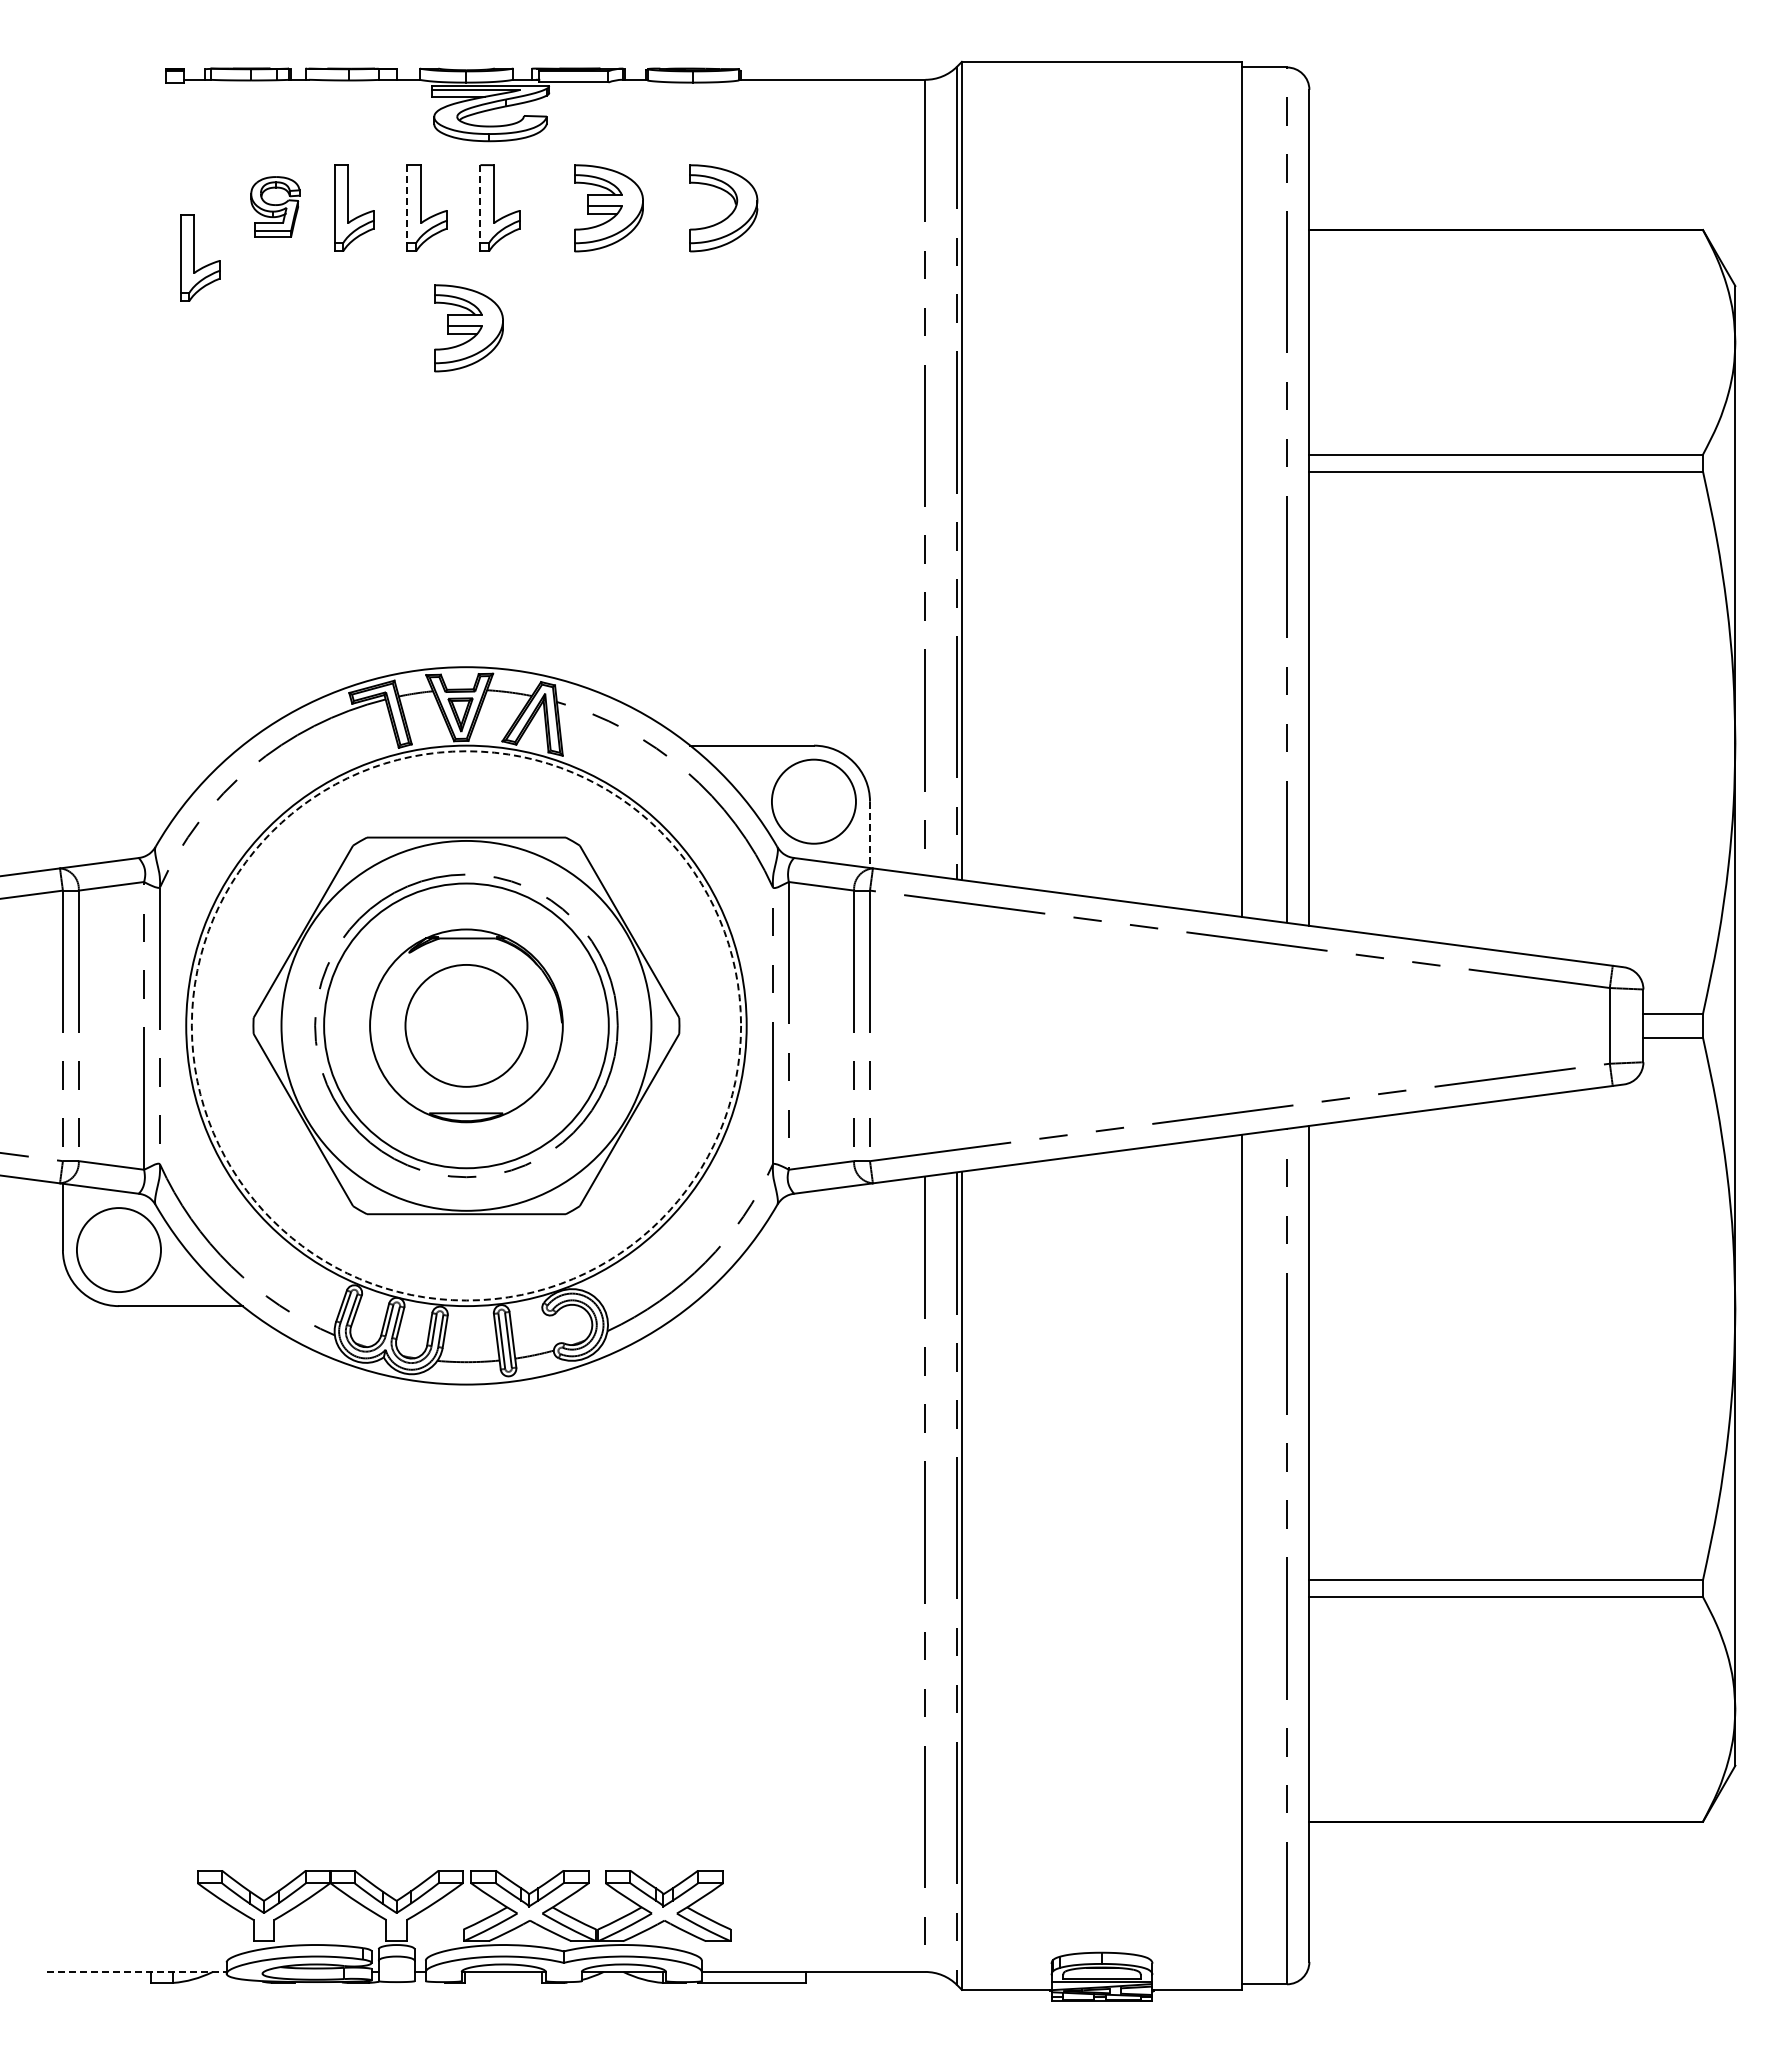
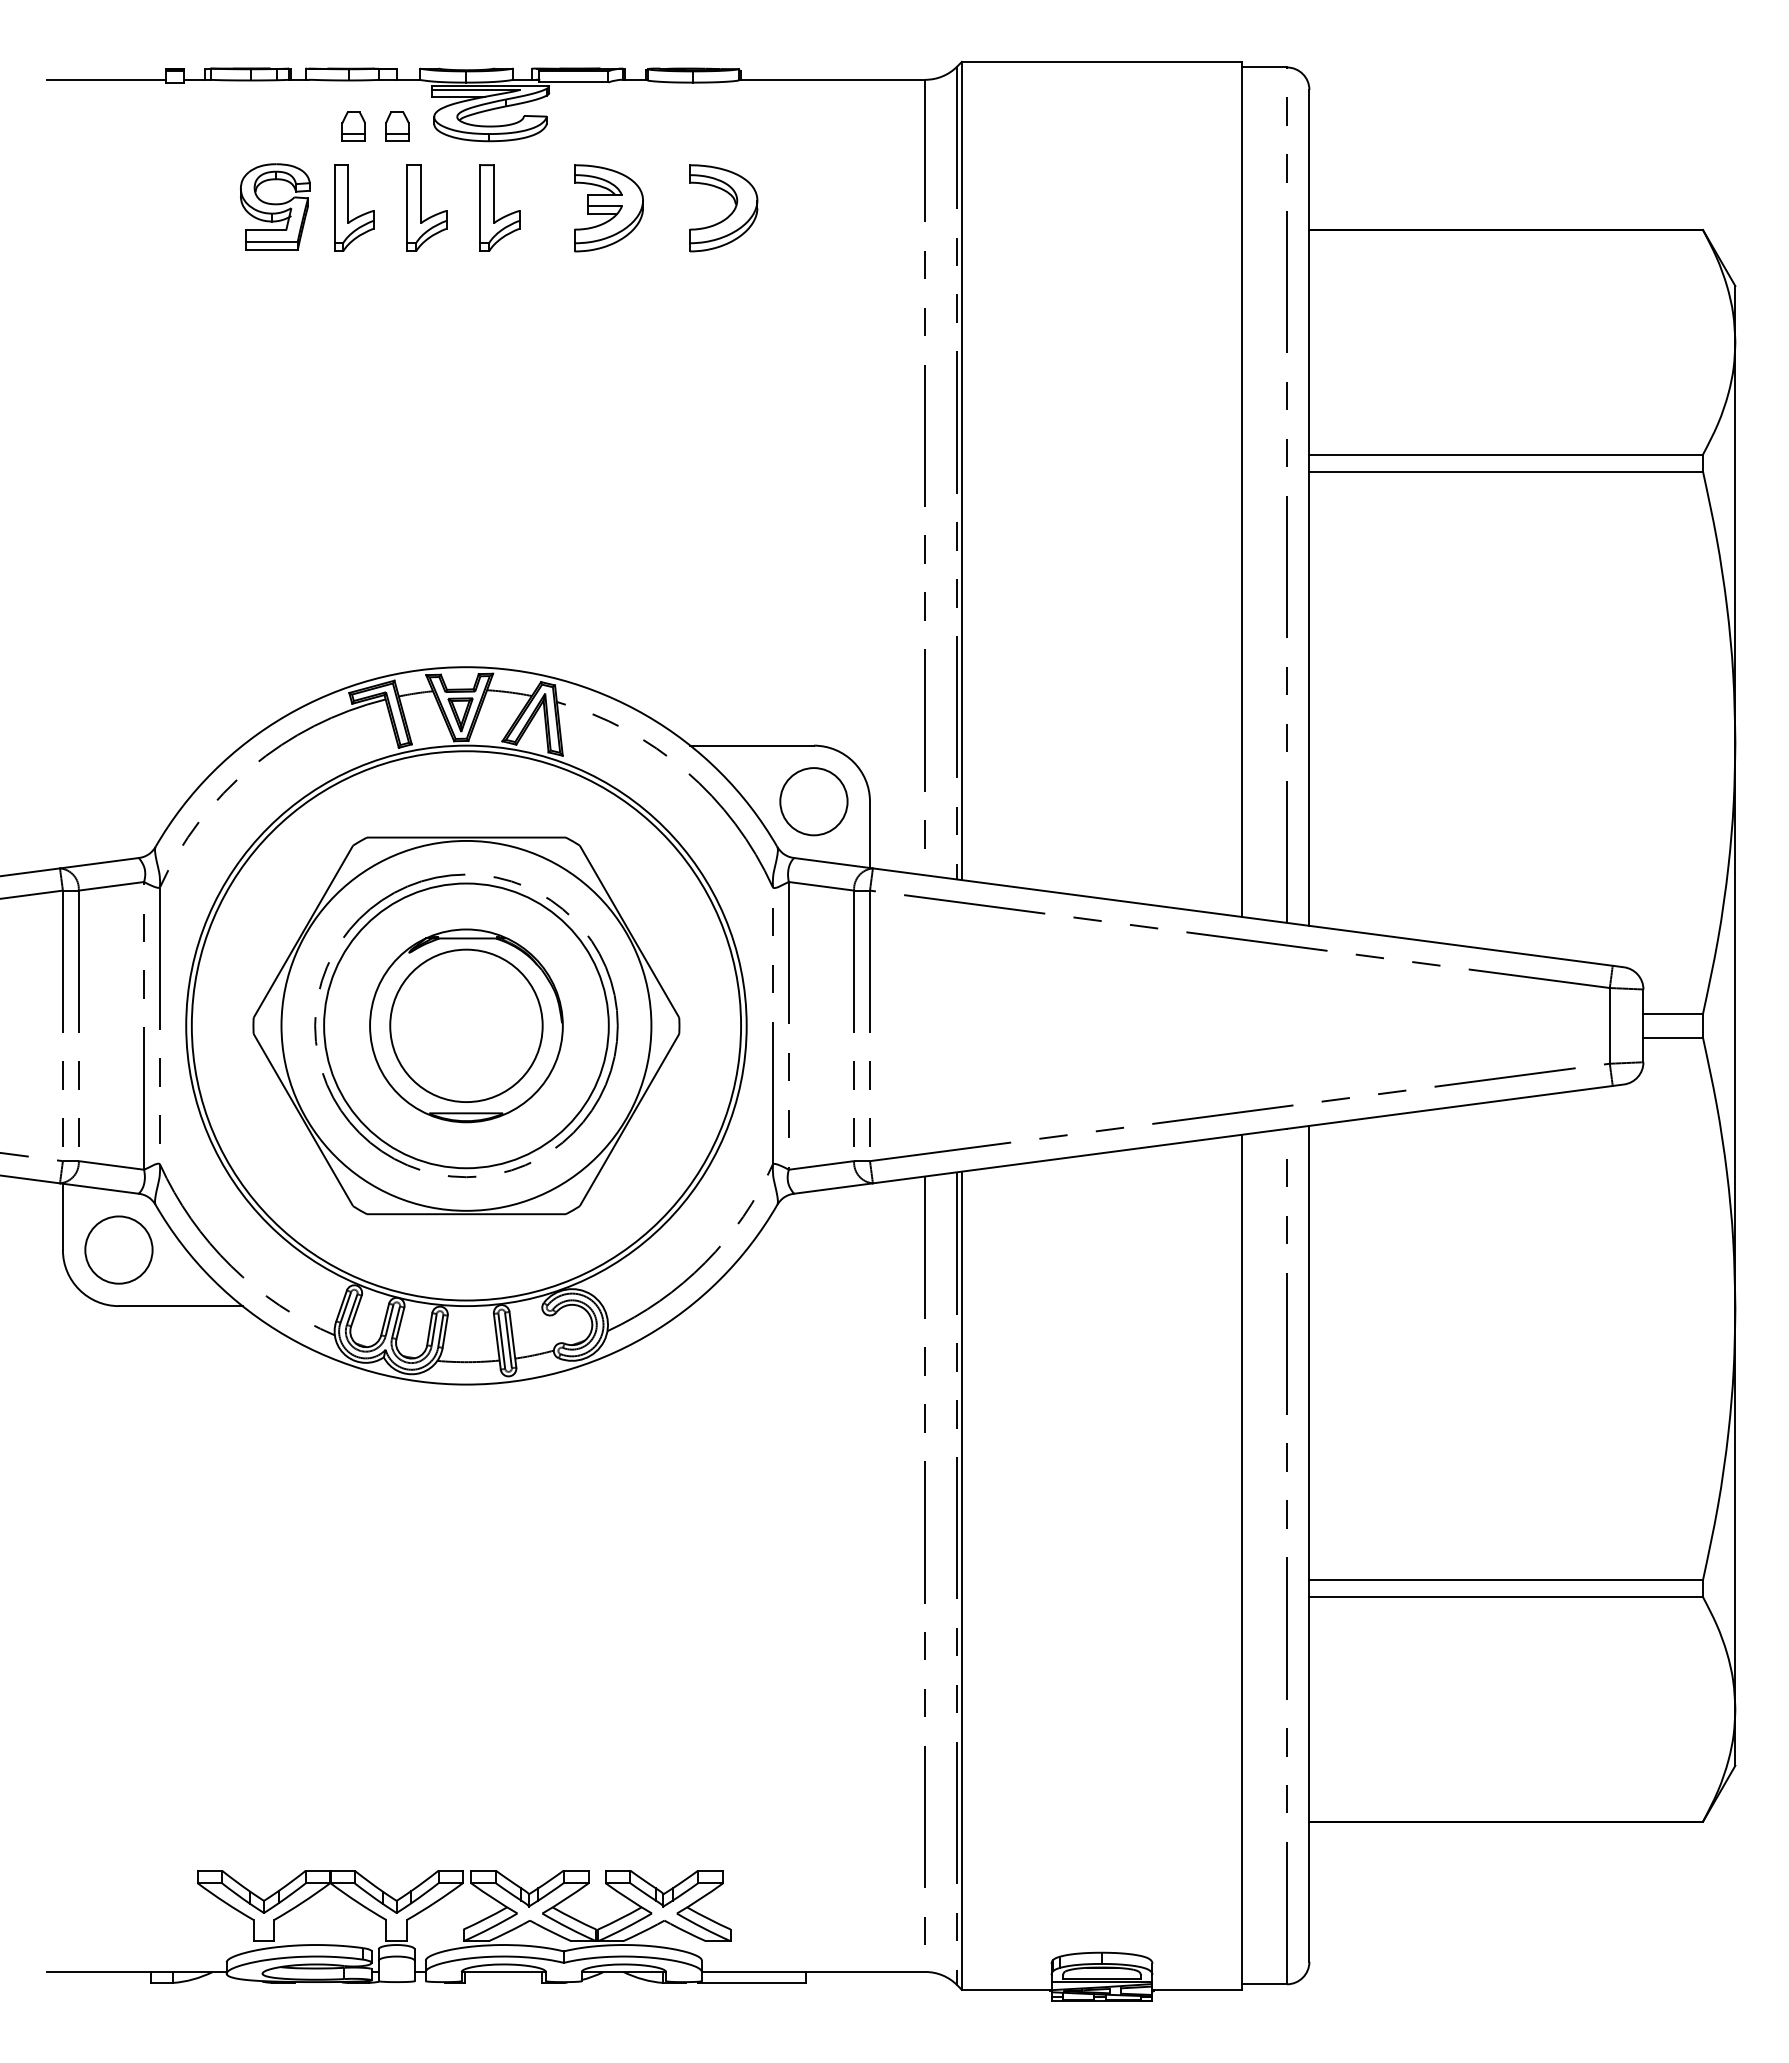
line: none -> present (106, 79)
part: none -> present (353, 126)
part: none -> present (397, 126)
line: dashed -> solid (407, 203)
line: dashed -> solid (480, 203)
part size: 51x62 px -> 71x88 px (275, 206)
part: present -> none (200, 257)
part: present -> none (468, 328)
circle diameter: 84 px -> 67 px (813, 801)
line: dashed -> solid (870, 835)
circle diameter: 122 px -> 152 px (466, 1025)
circle: dashed -> solid (466, 1025)
circle diameter: 84 px -> 67 px (118, 1249)
line: dashed -> solid (136, 1971)
